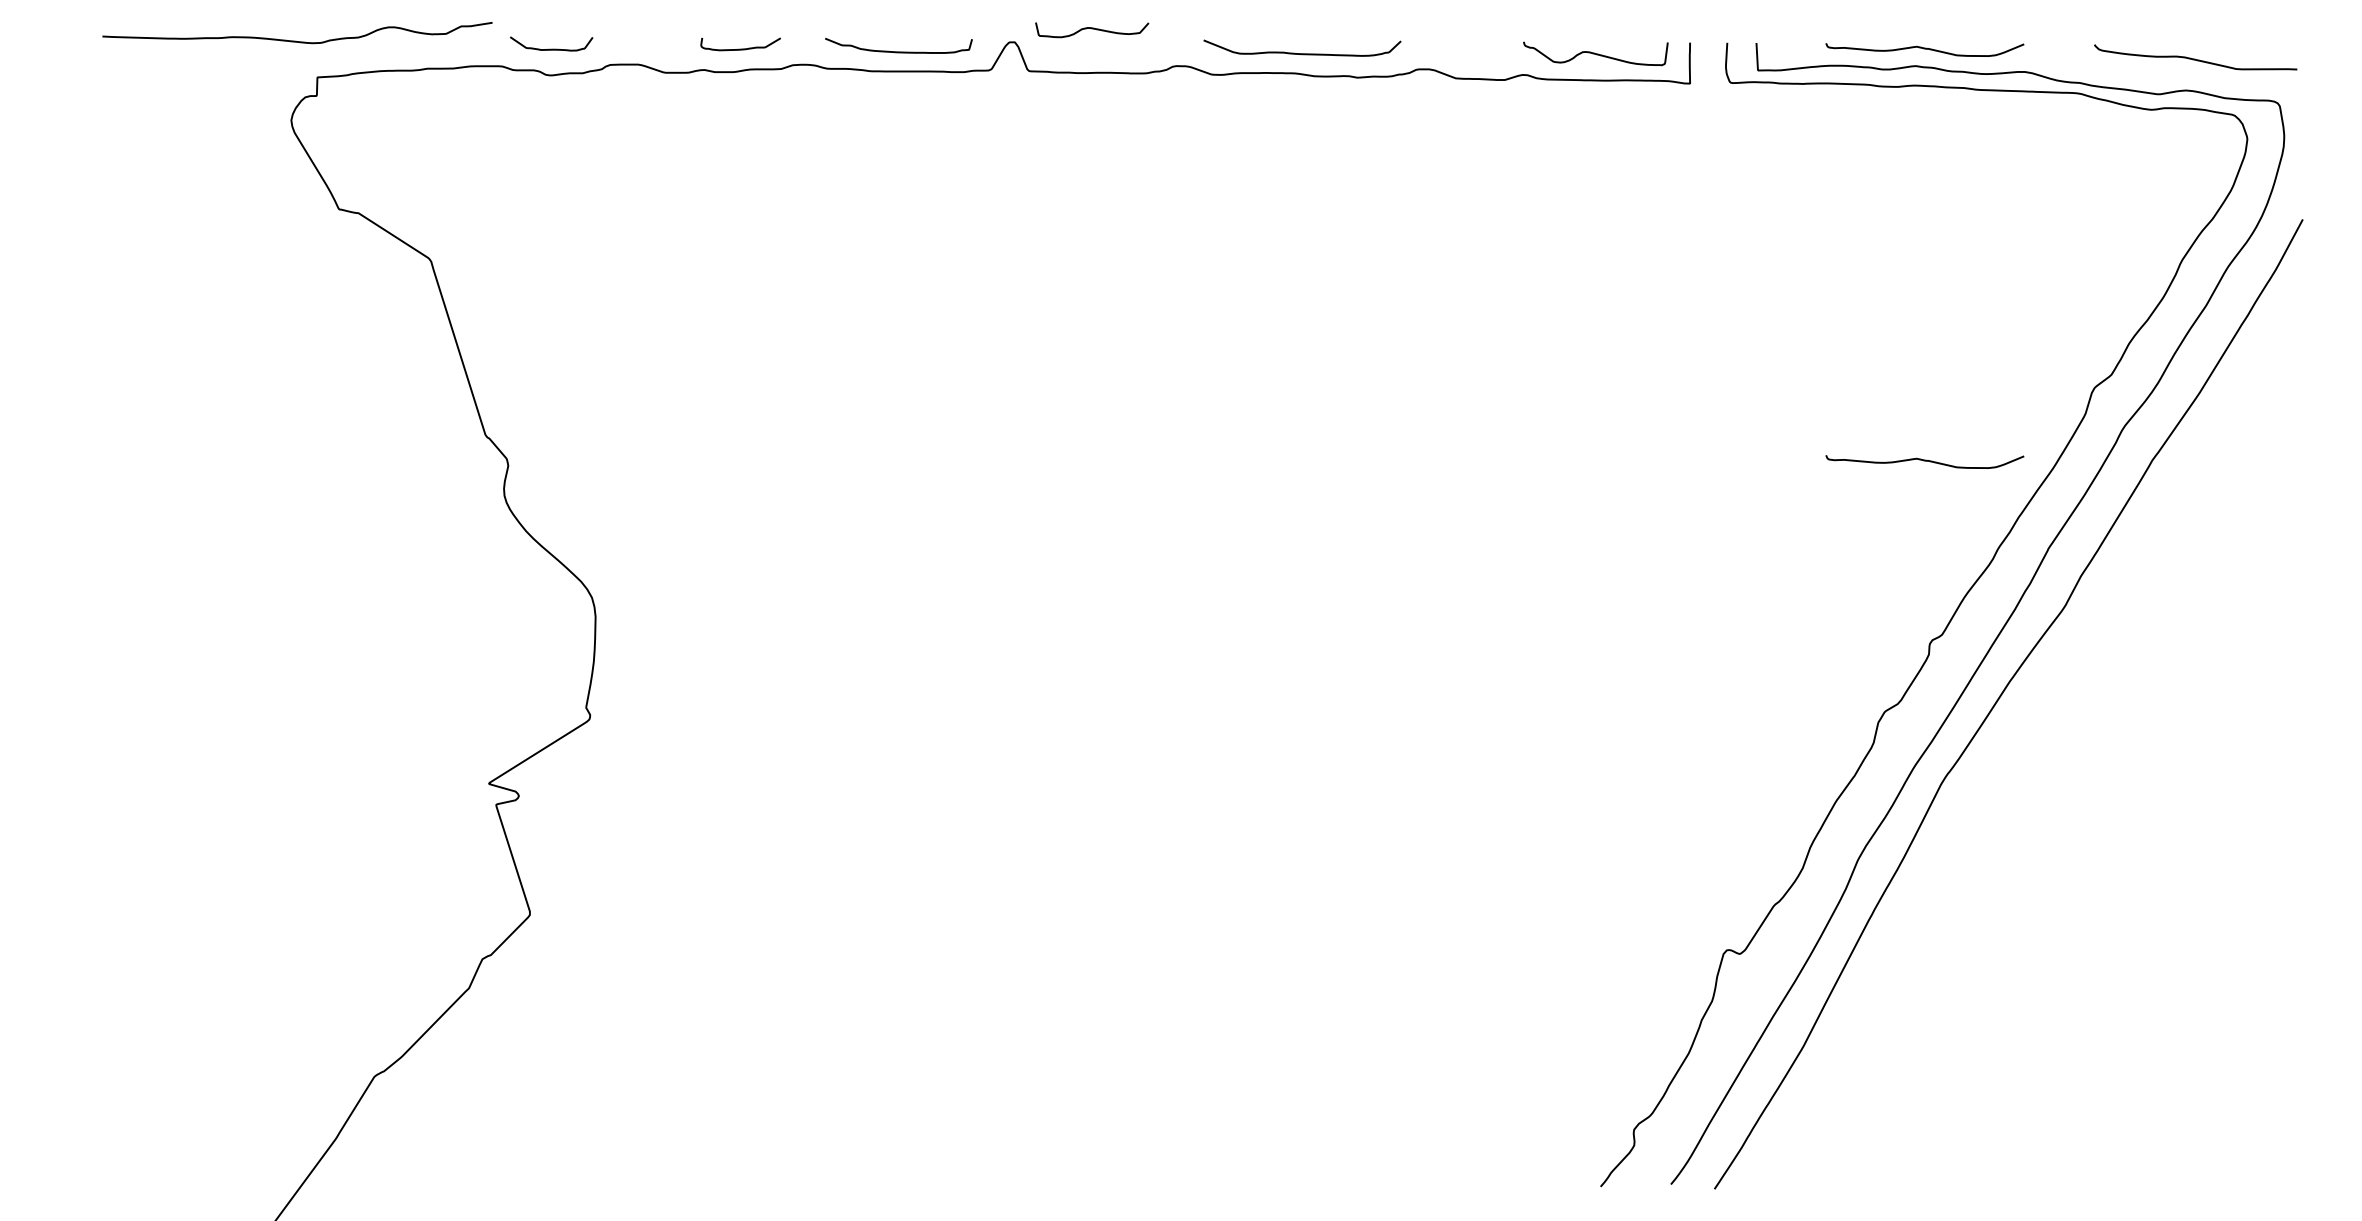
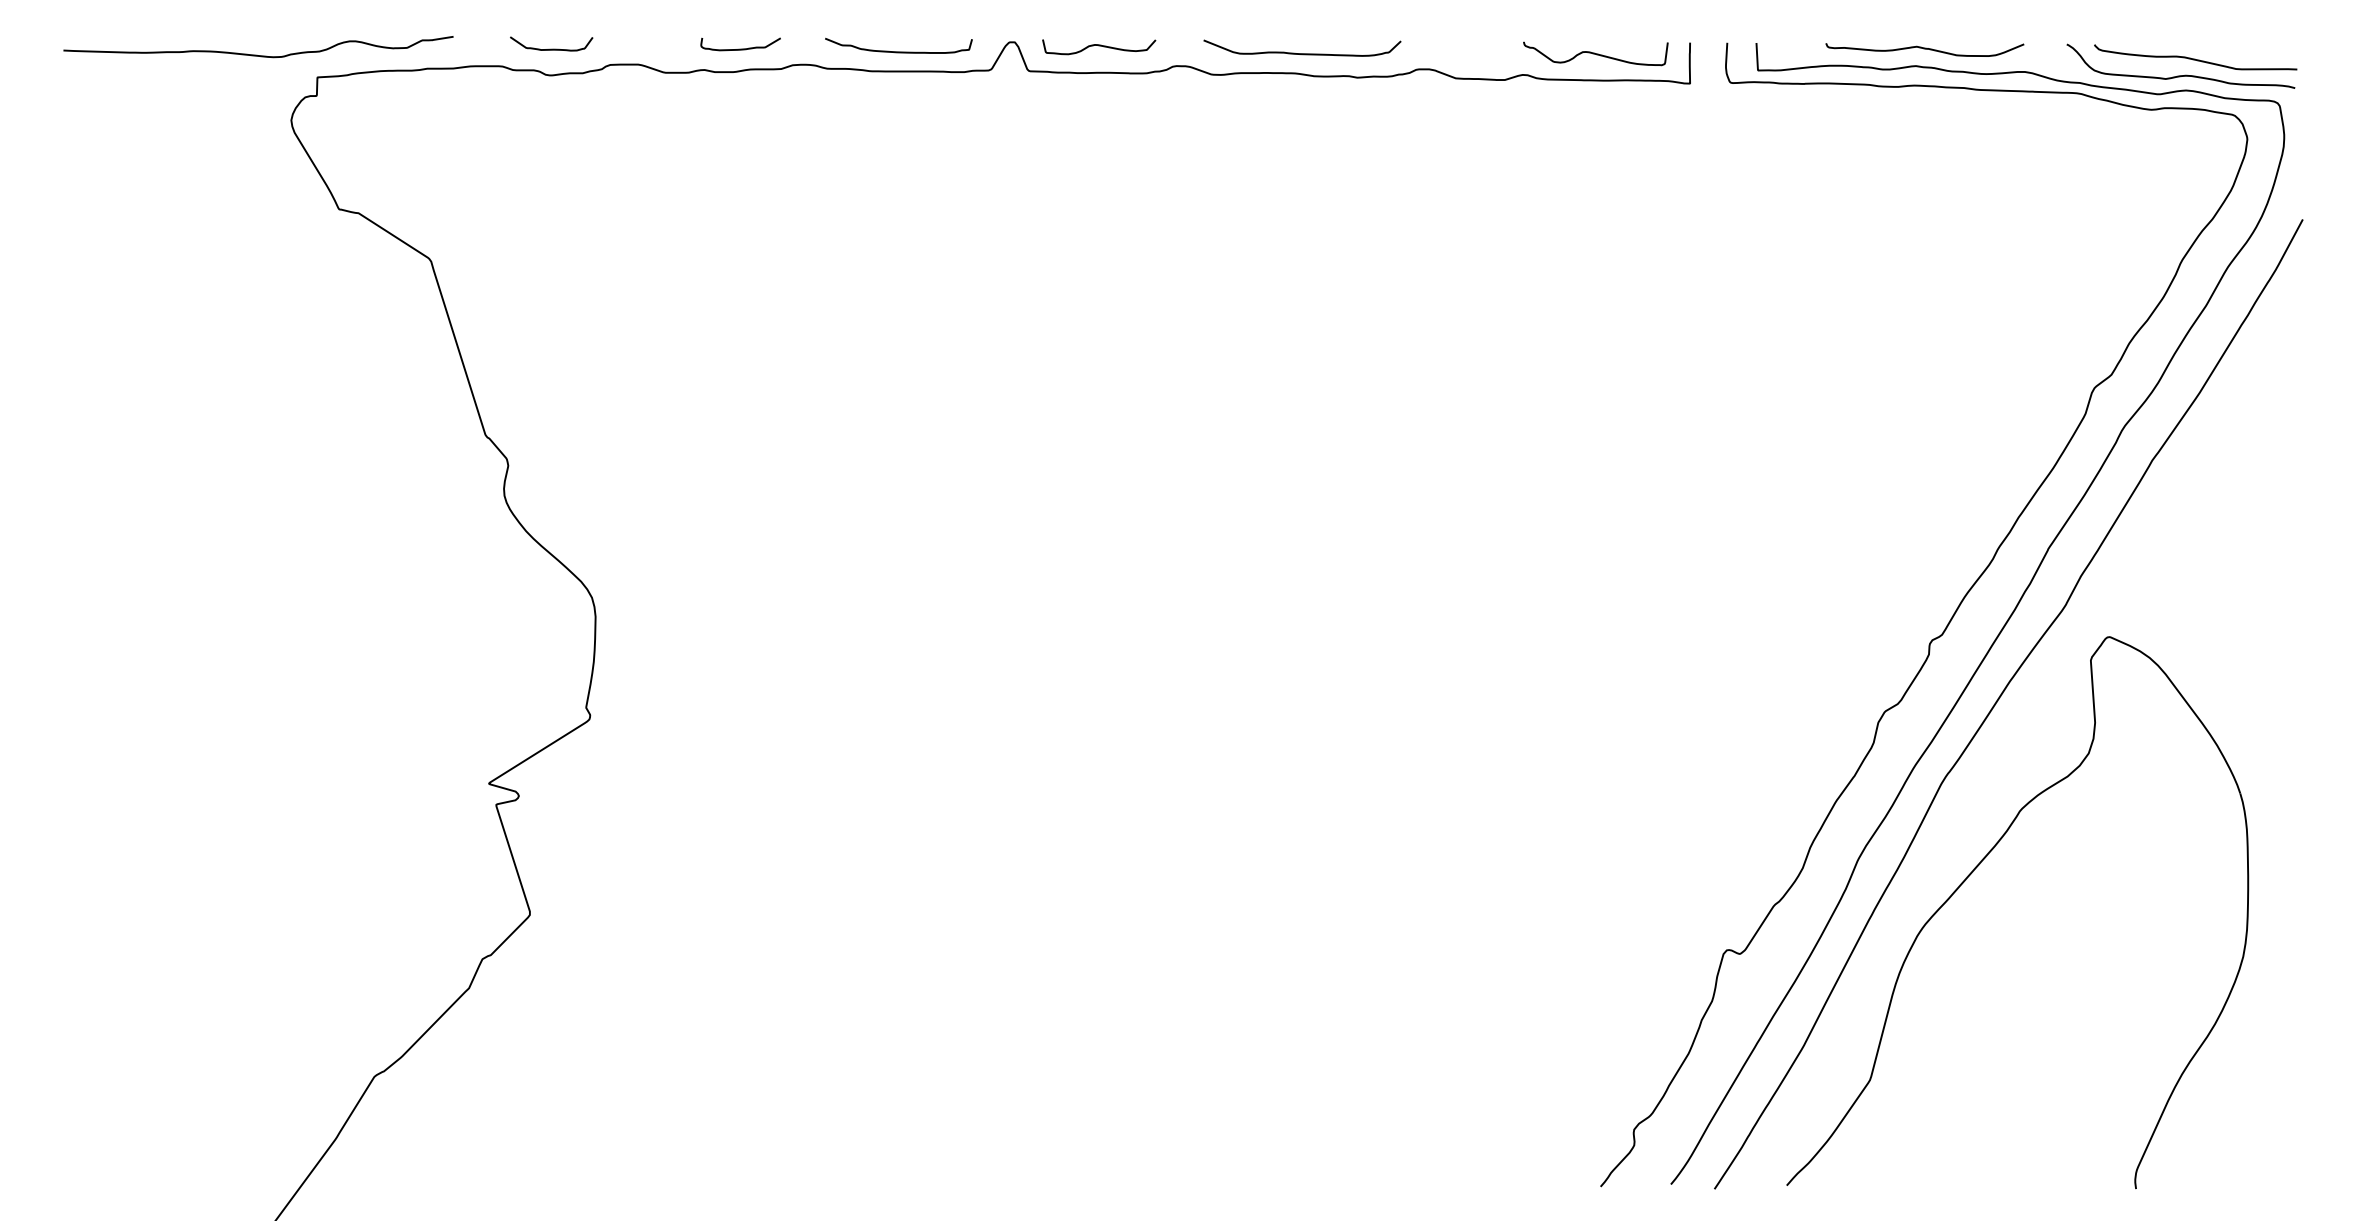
curve position: (1092, 29) -> (1099, 46) (1099, 46)
curve position: (296, 40) -> (257, 54) (257, 54)
curve: none -> present (2180, 75)
curve: present -> none (1924, 461)
part: none -> present (1972, 873)
